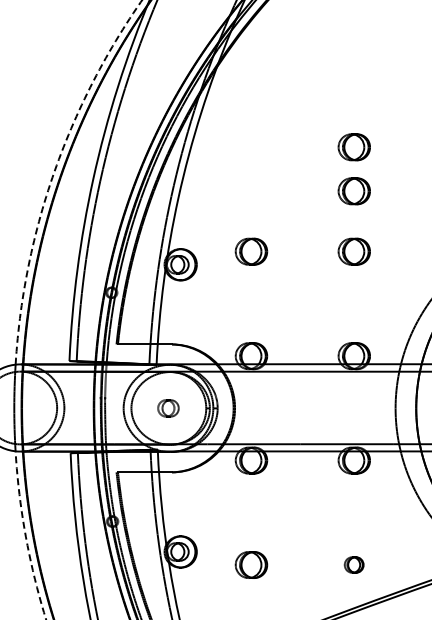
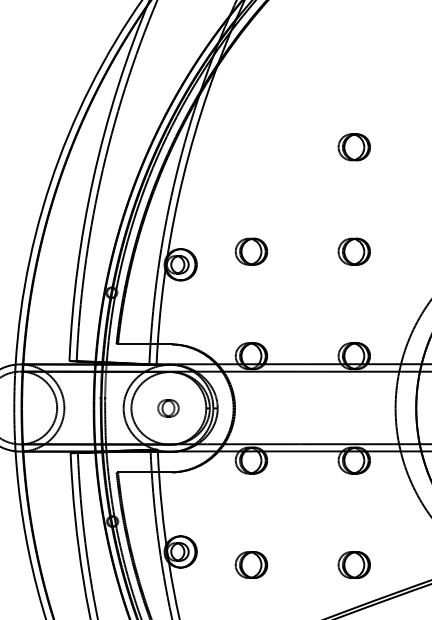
arc: dashed -> solid (54, 173)
part: present -> none (353, 191)
arc: dashed -> solid (25, 536)
part size: 22x18 px -> 34x28 px (353, 564)
